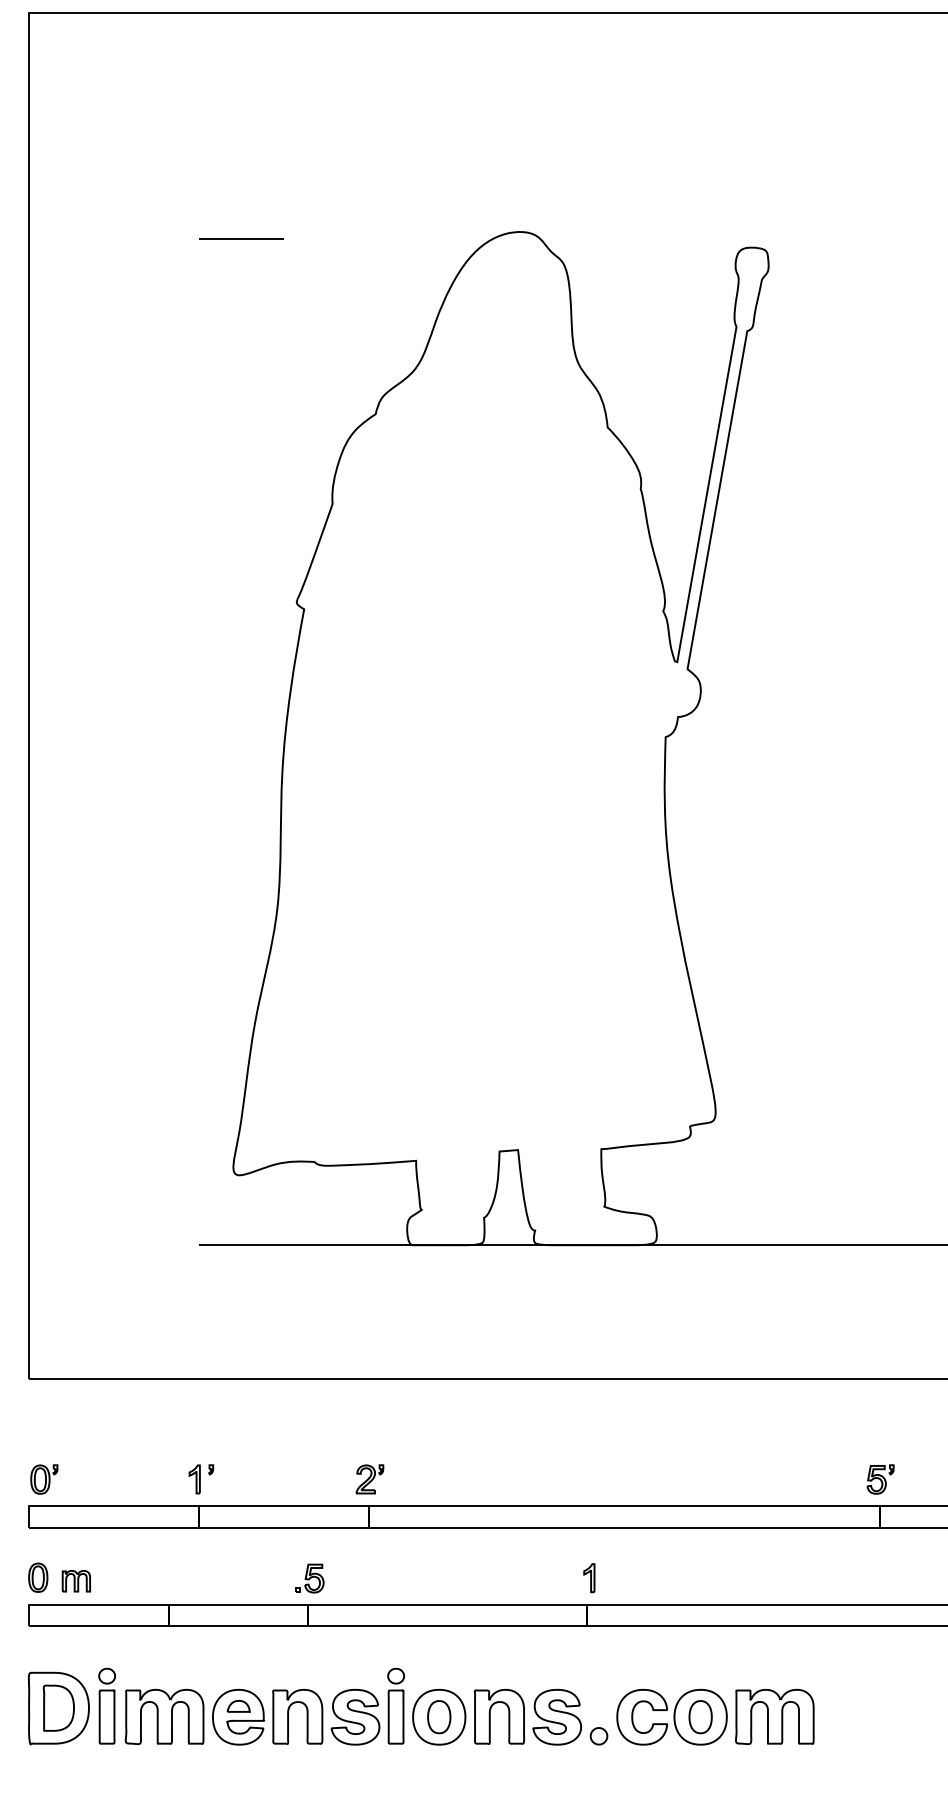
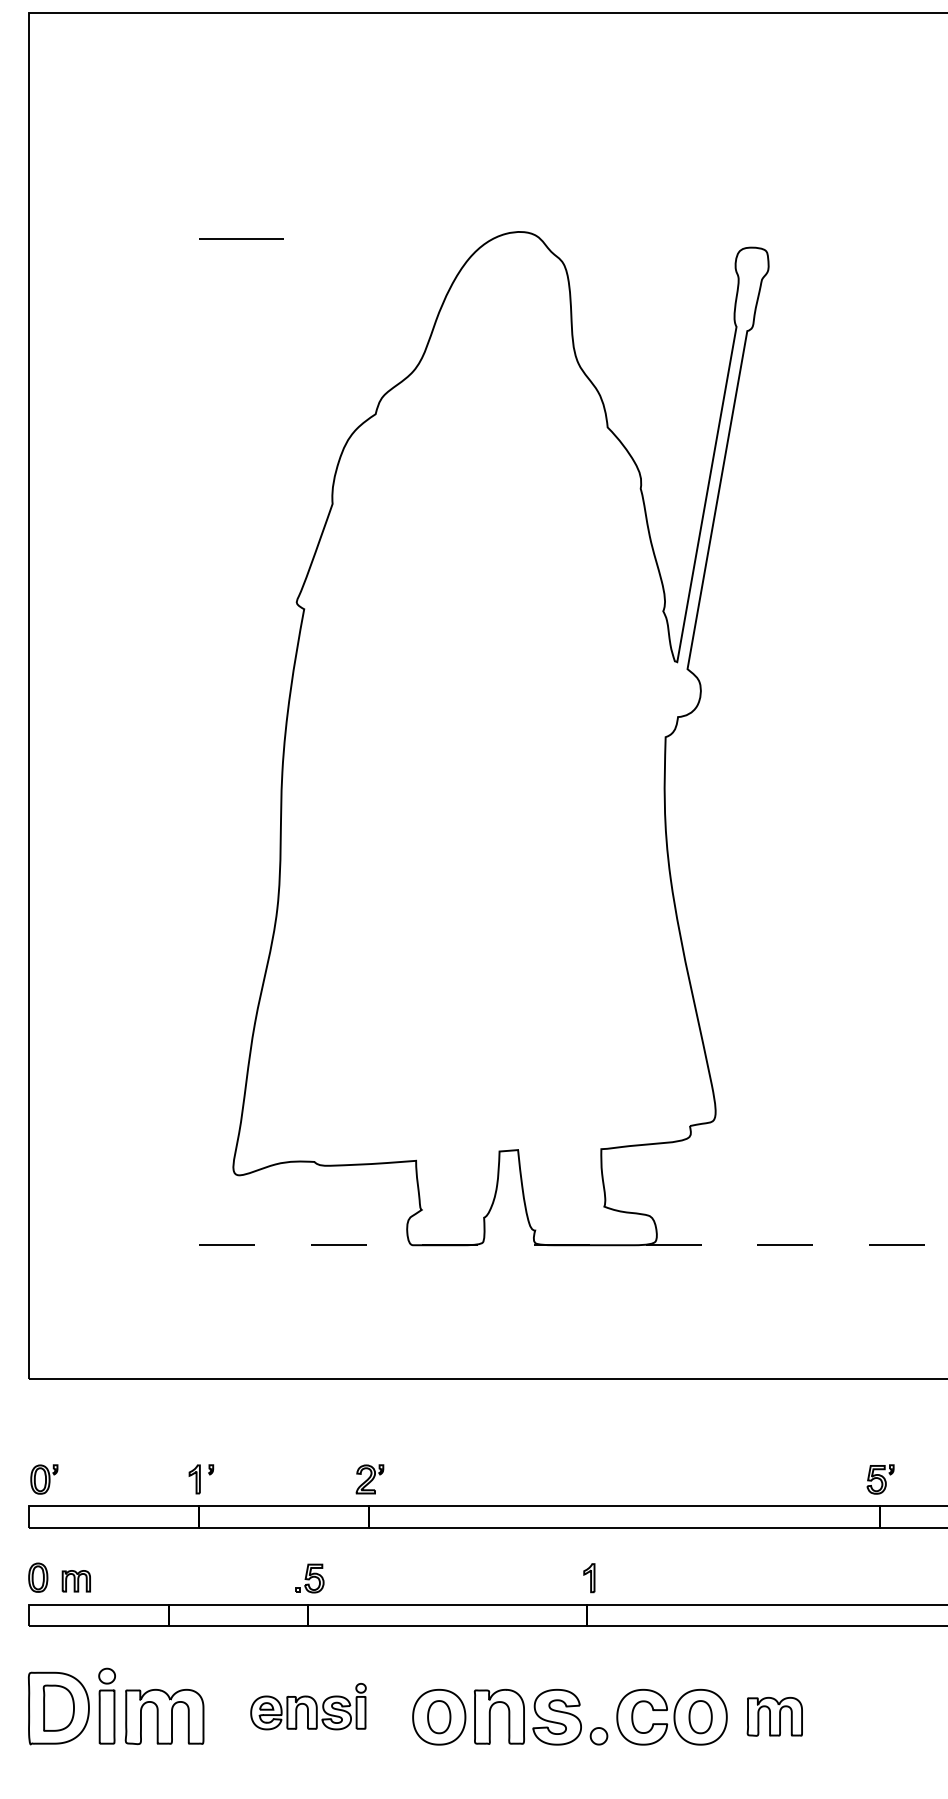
line: solid -> dashed (573, 1245)
part size: 193x79 px -> 117x48 px (308, 1706)
part size: 80x57 px -> 57x41 px (774, 1716)
